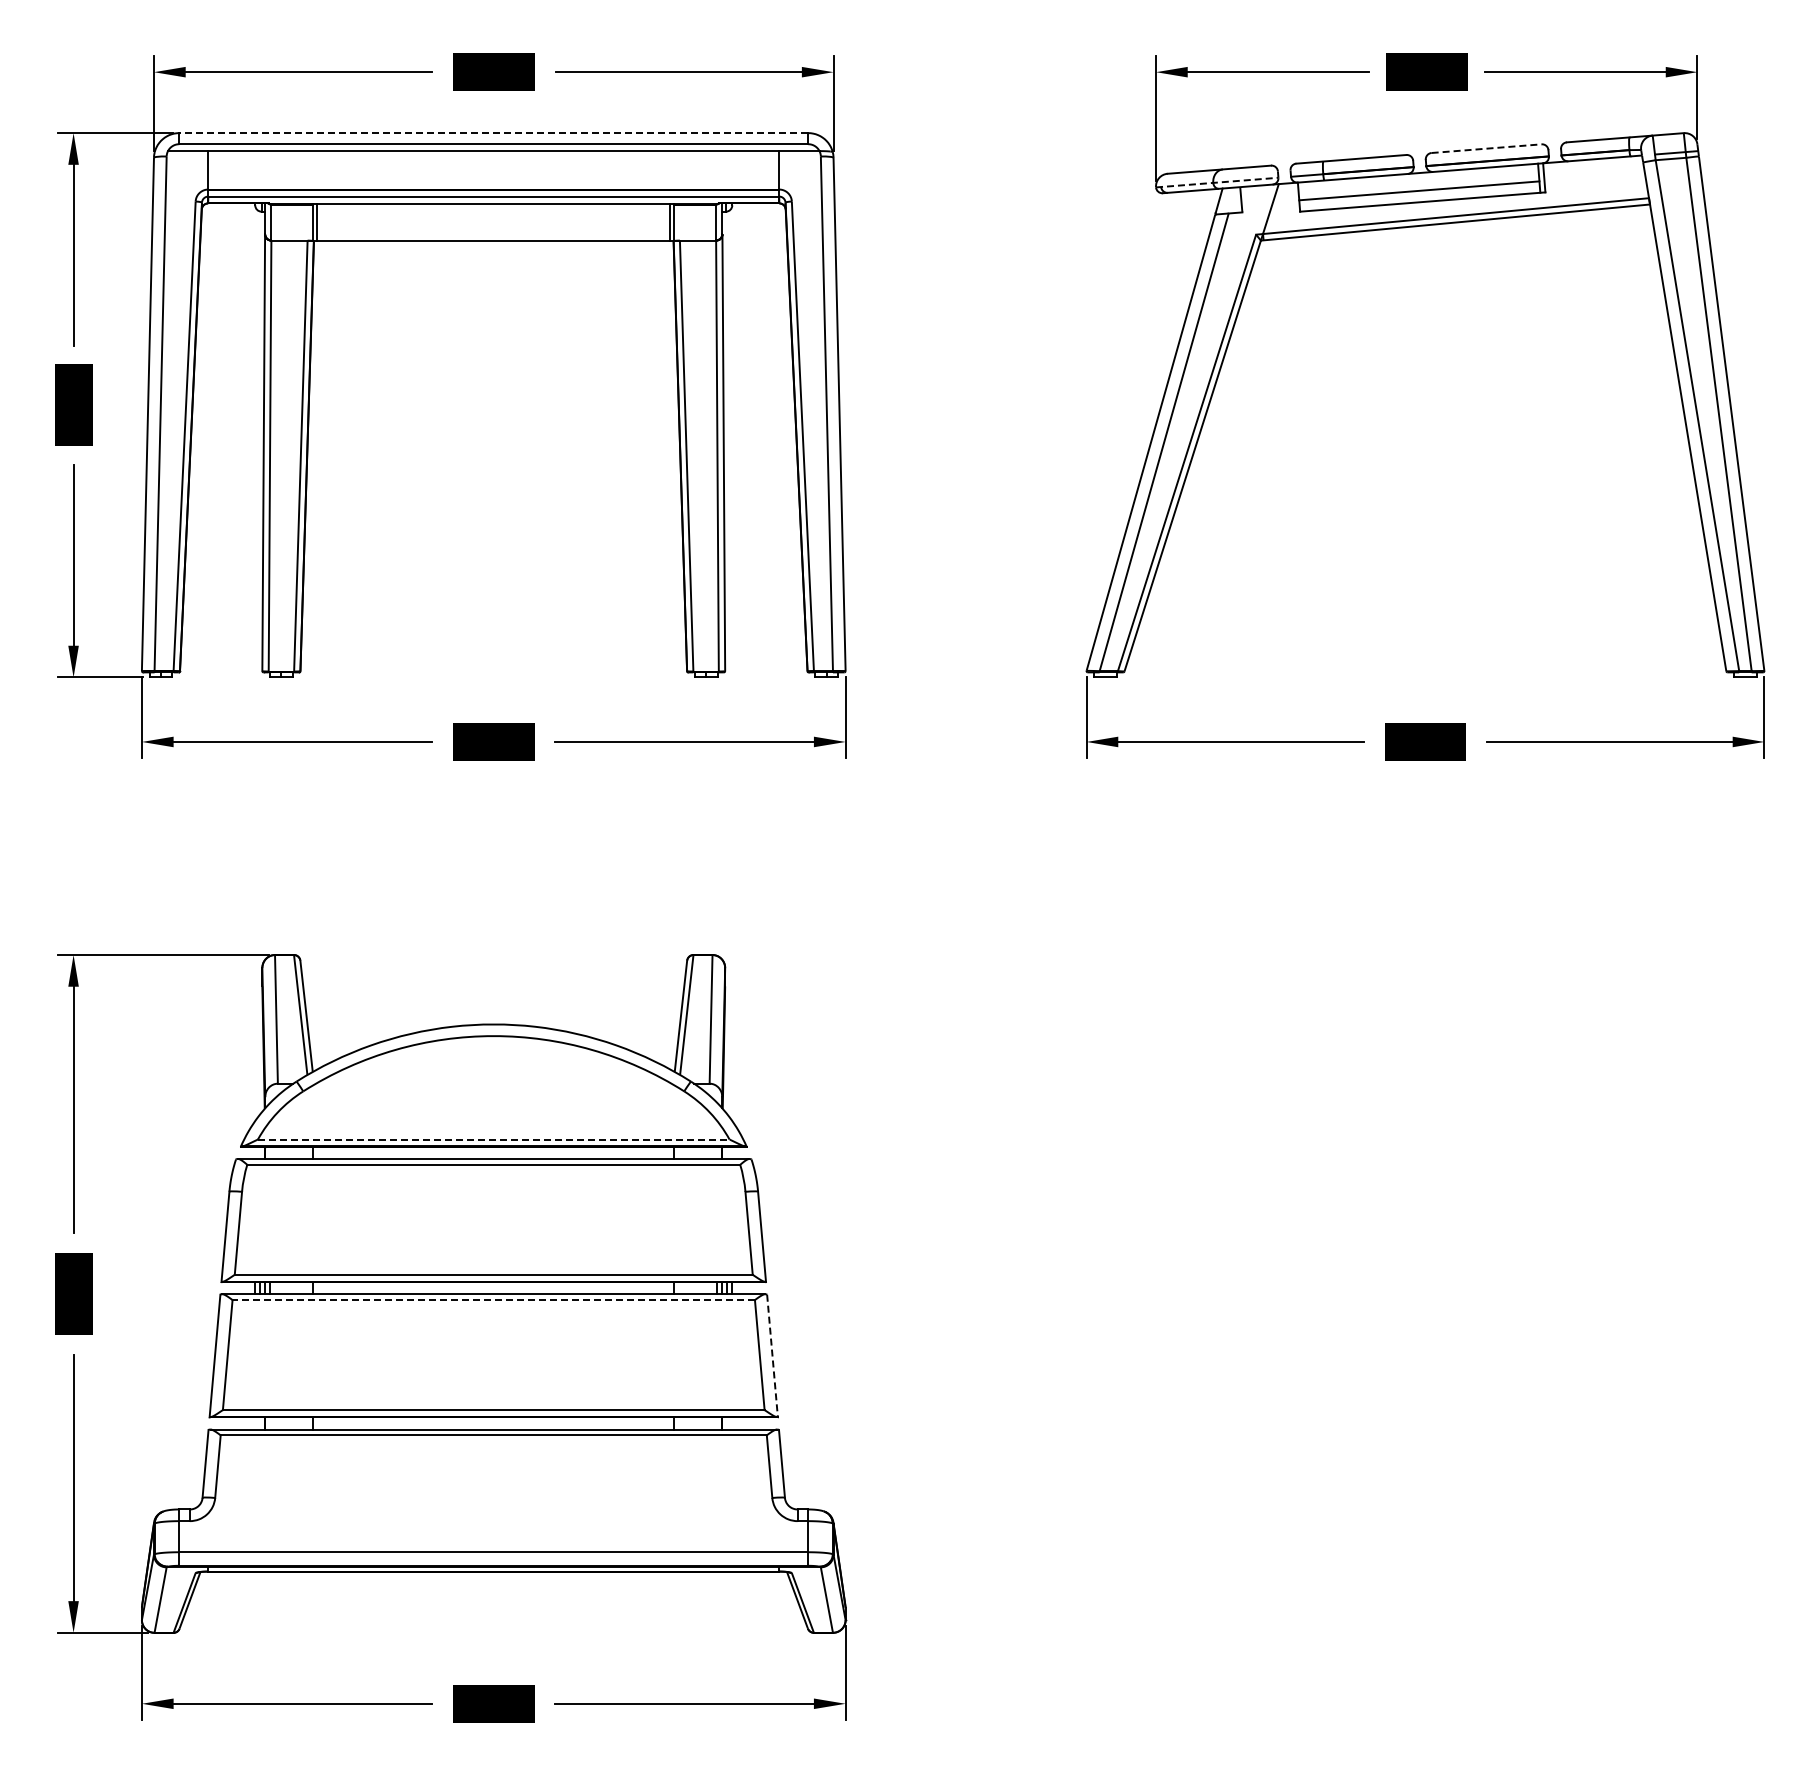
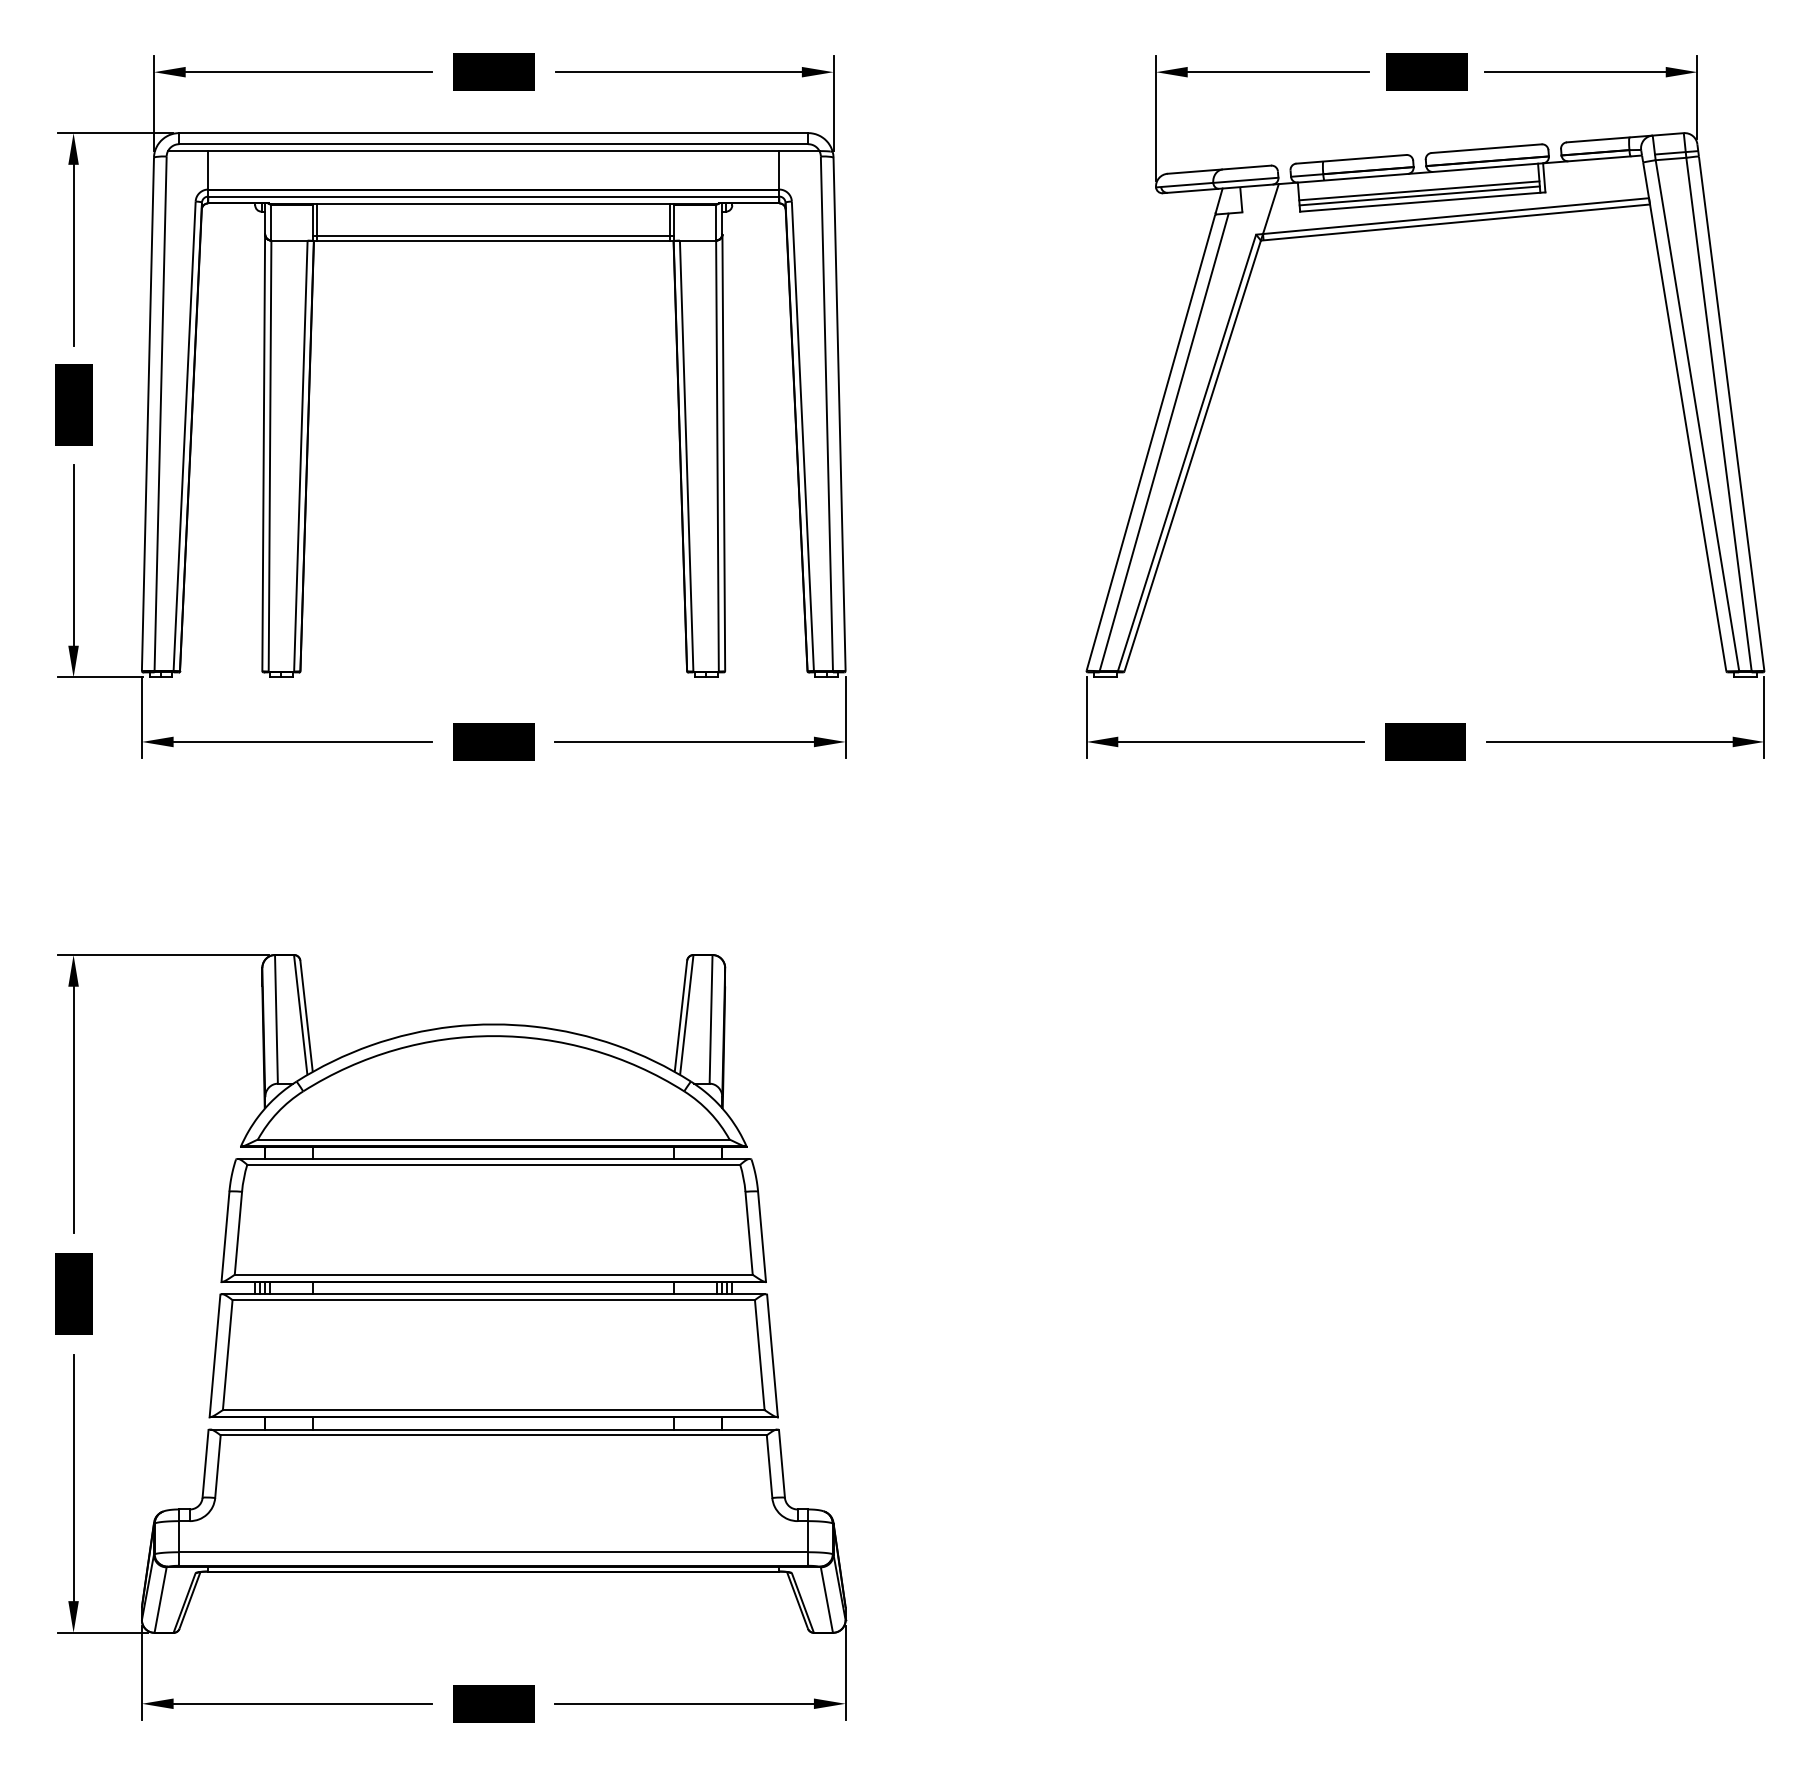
line: dashed -> solid (493, 133)
line: dashed -> solid (1487, 148)
line: dashed -> solid (1217, 182)
line: none -> present (1419, 195)
line: none -> present (493, 236)
line: dashed -> solid (493, 1139)
line: dashed -> solid (493, 1300)
line: dashed -> solid (772, 1356)
